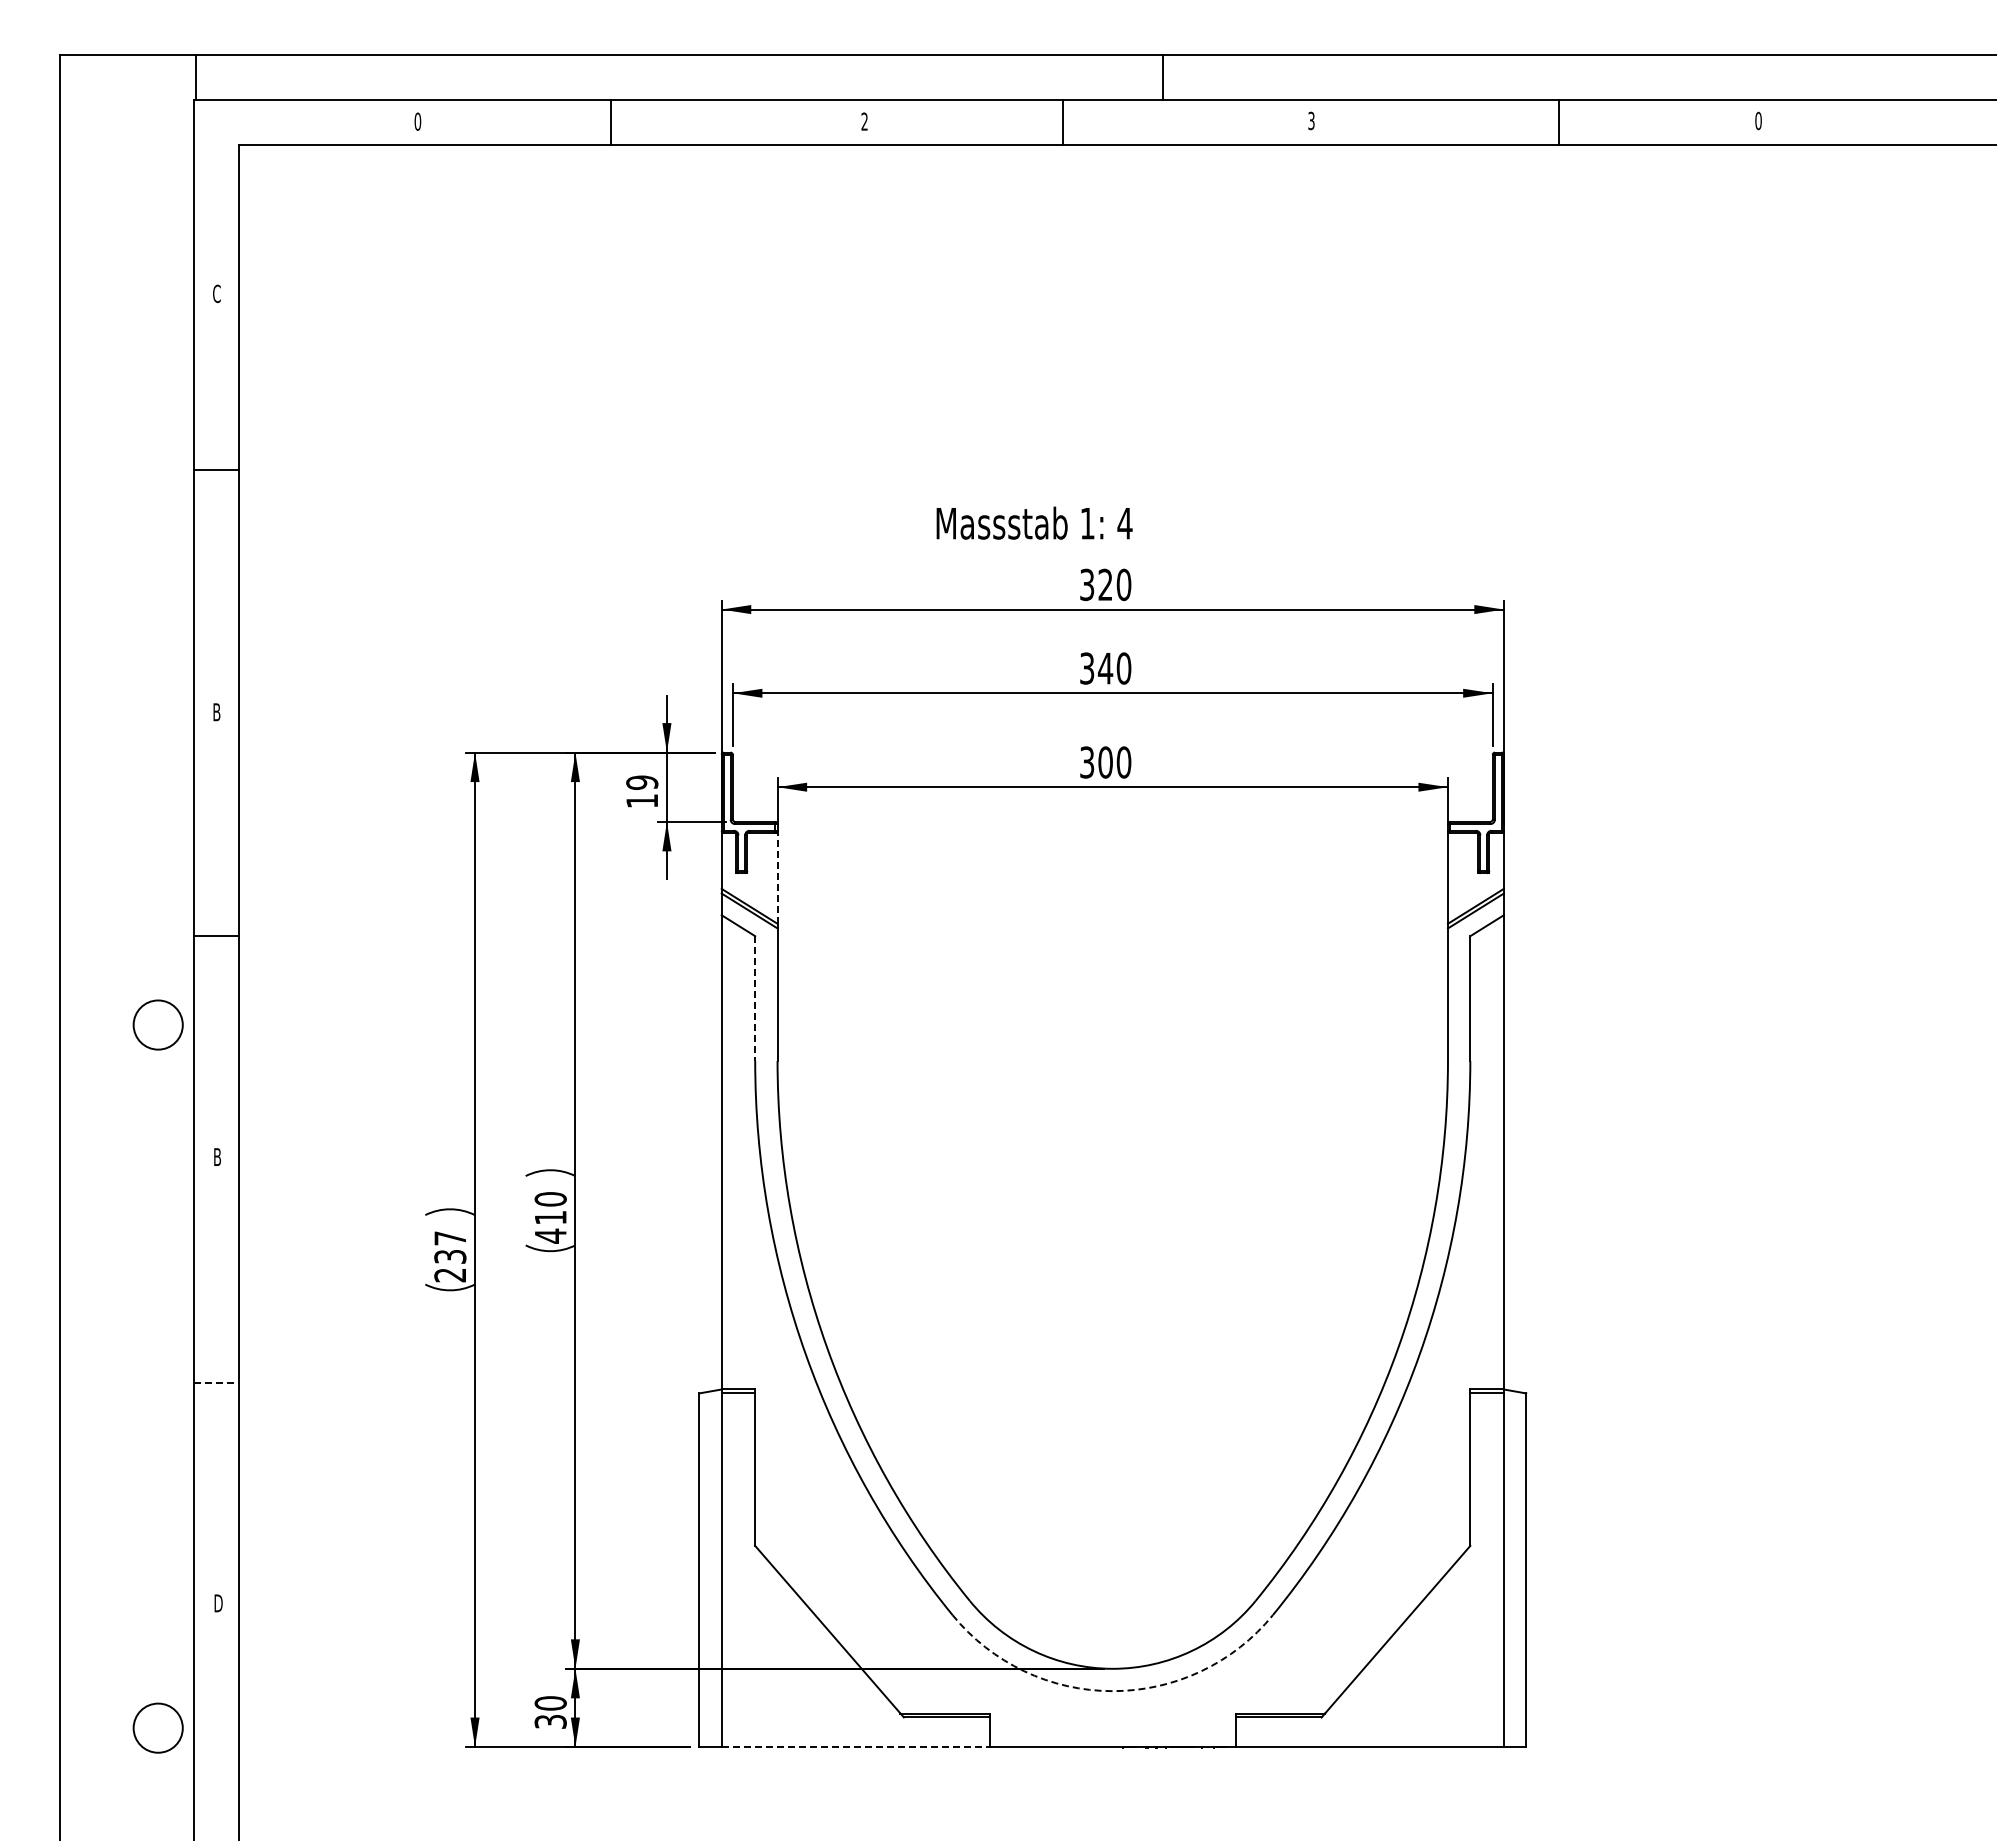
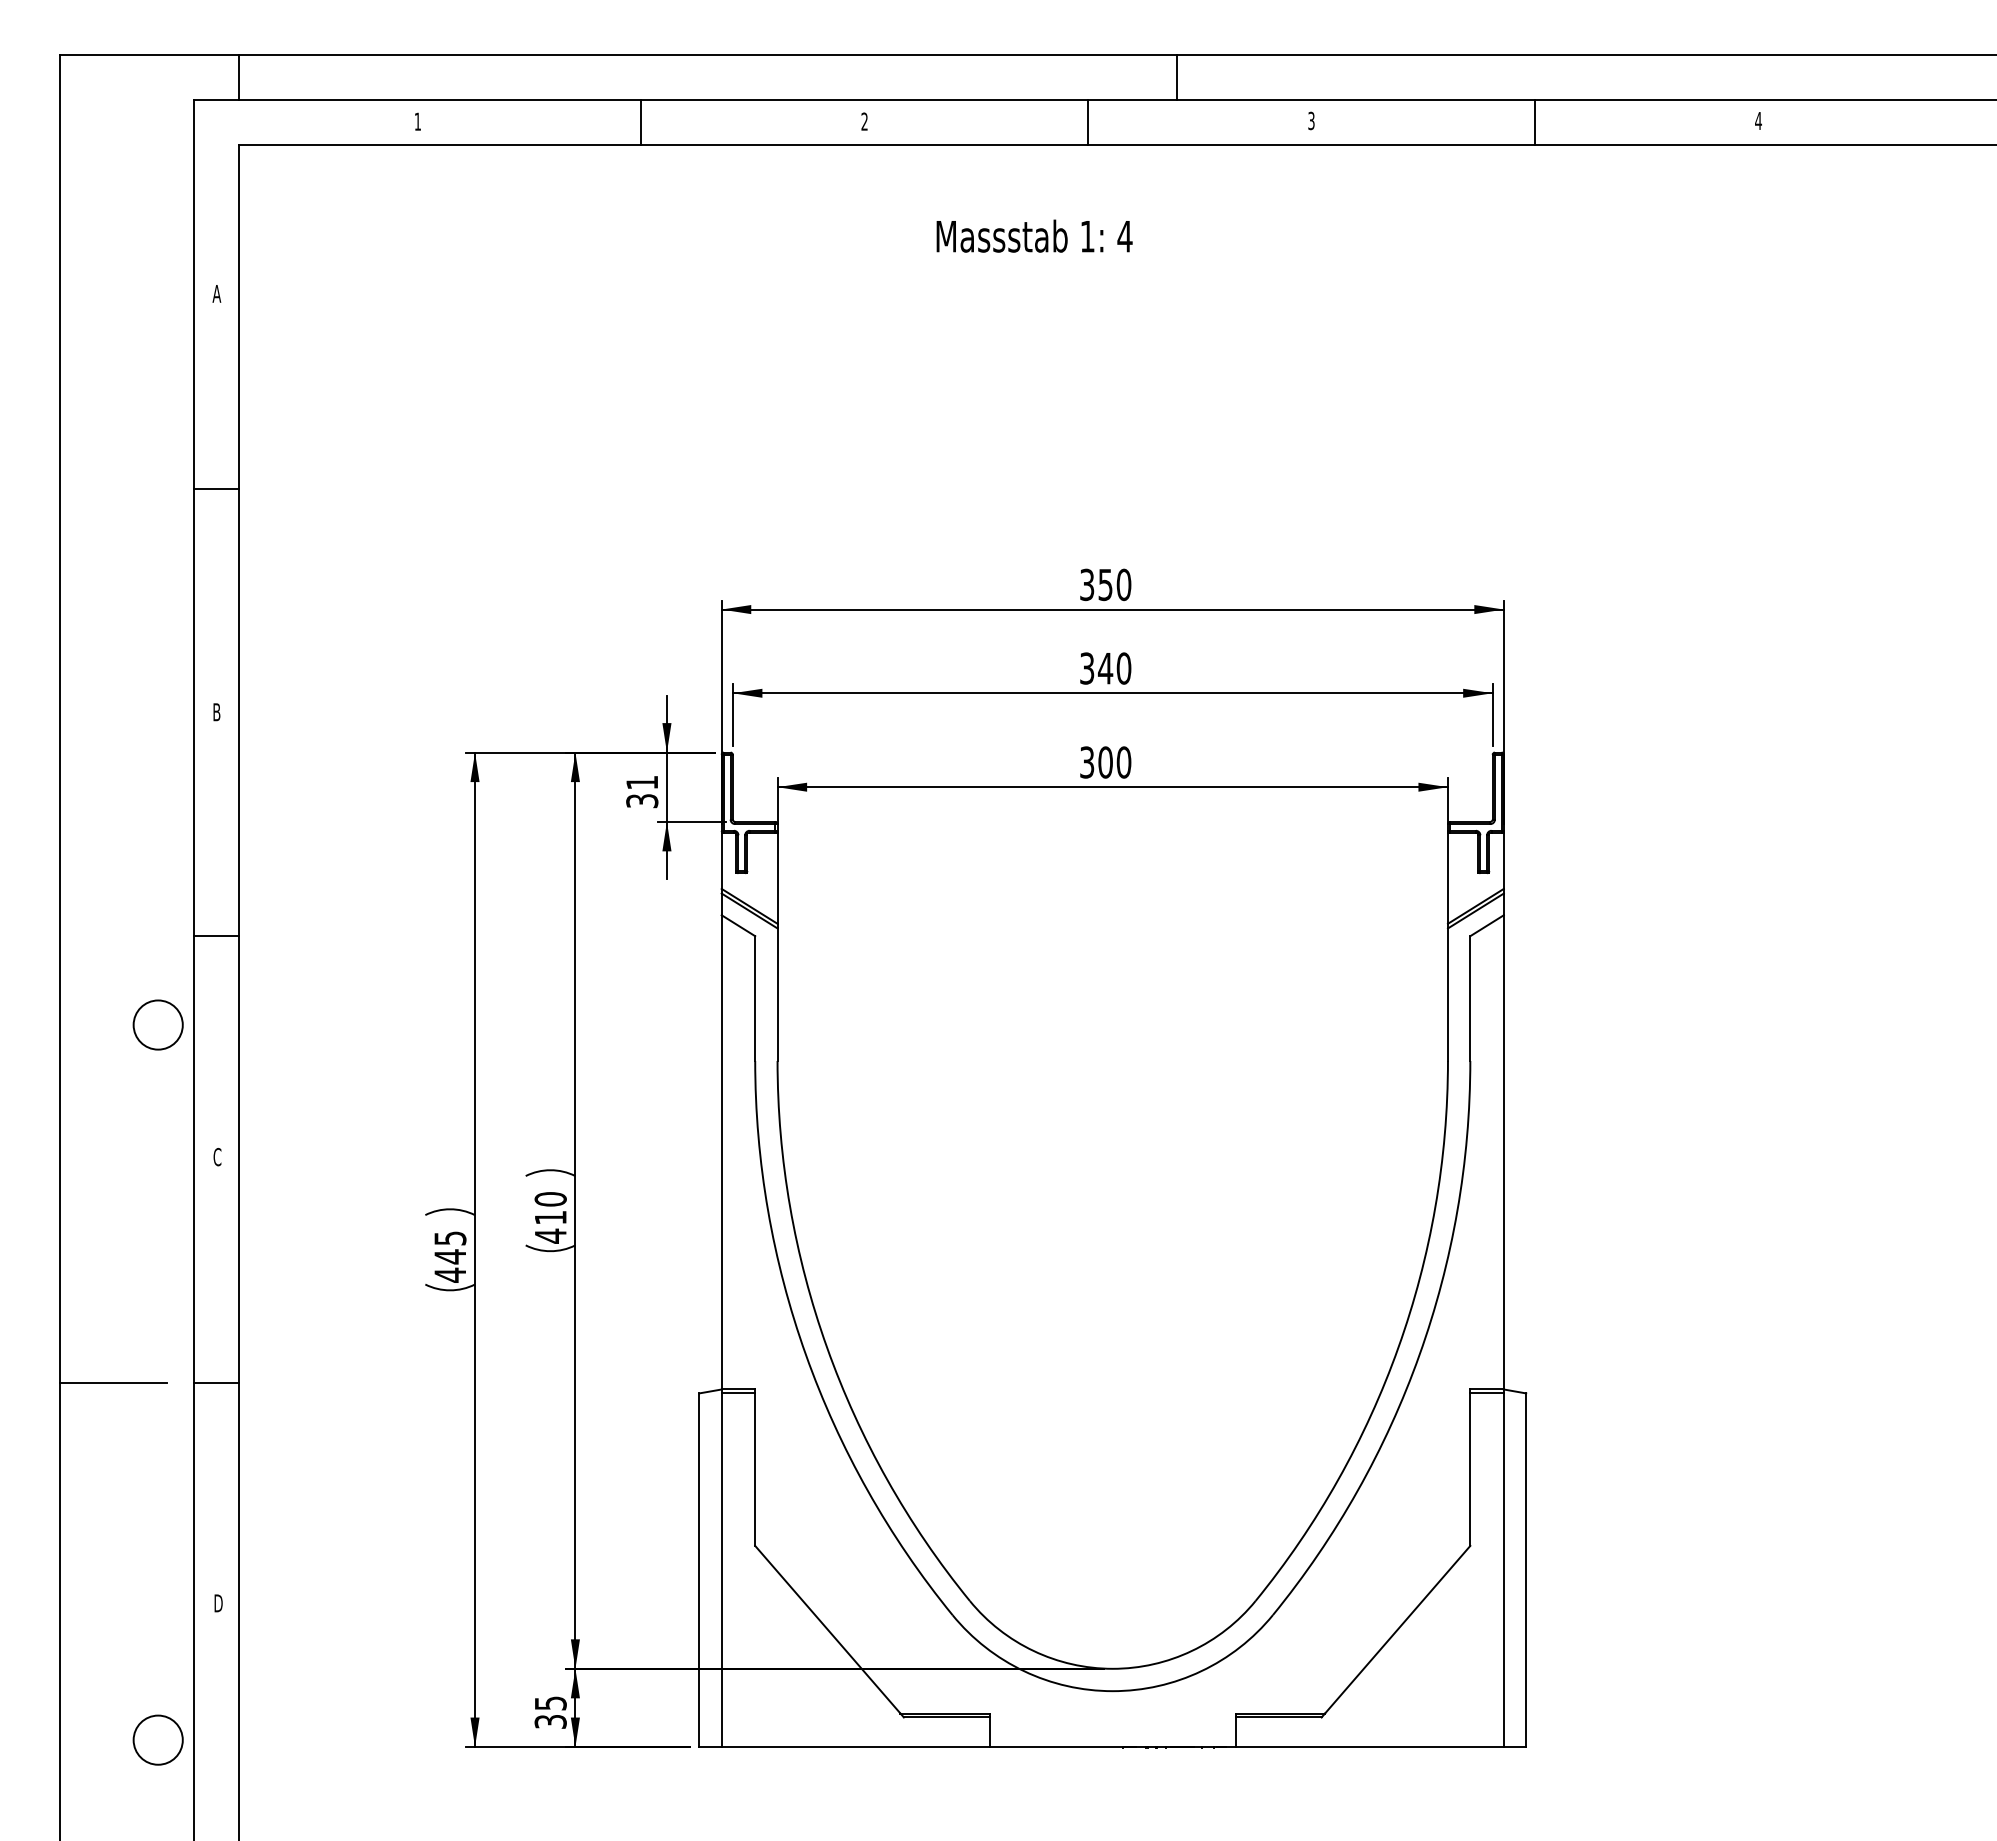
line position: (195, 77) -> (238, 77) (238, 77)
line position: (1163, 77) -> (1177, 77) (1177, 77)
text: 0 -> 4 (1758, 120)
text: 0 -> 1 (417, 121)
line position: (610, 121) -> (640, 121) (640, 121)
line position: (1062, 121) -> (1087, 121) (1087, 121)
line position: (1558, 121) -> (1534, 121) (1534, 121)
text: C -> A (216, 293)
line position: (215, 469) -> (215, 488) (215, 488)
text position: (1034, 522) -> (1034, 235) (1034, 235)
text: 320 -> 350 (1105, 584)
text: 19 -> 31 (642, 791)
line: dashed -> solid (777, 877)
line: dashed -> solid (755, 999)
text: B -> C (217, 1156)
text: 237 -> 445 (450, 1256)
line: none -> present (113, 1382)
line: dashed -> solid (216, 1382)
arc: dashed -> solid (1112, 1691)
text: 30 -> 35 (550, 1703)
circle position: (157, 1727) -> (157, 1739) (157, 1739)
line: dashed -> solid (856, 1747)
